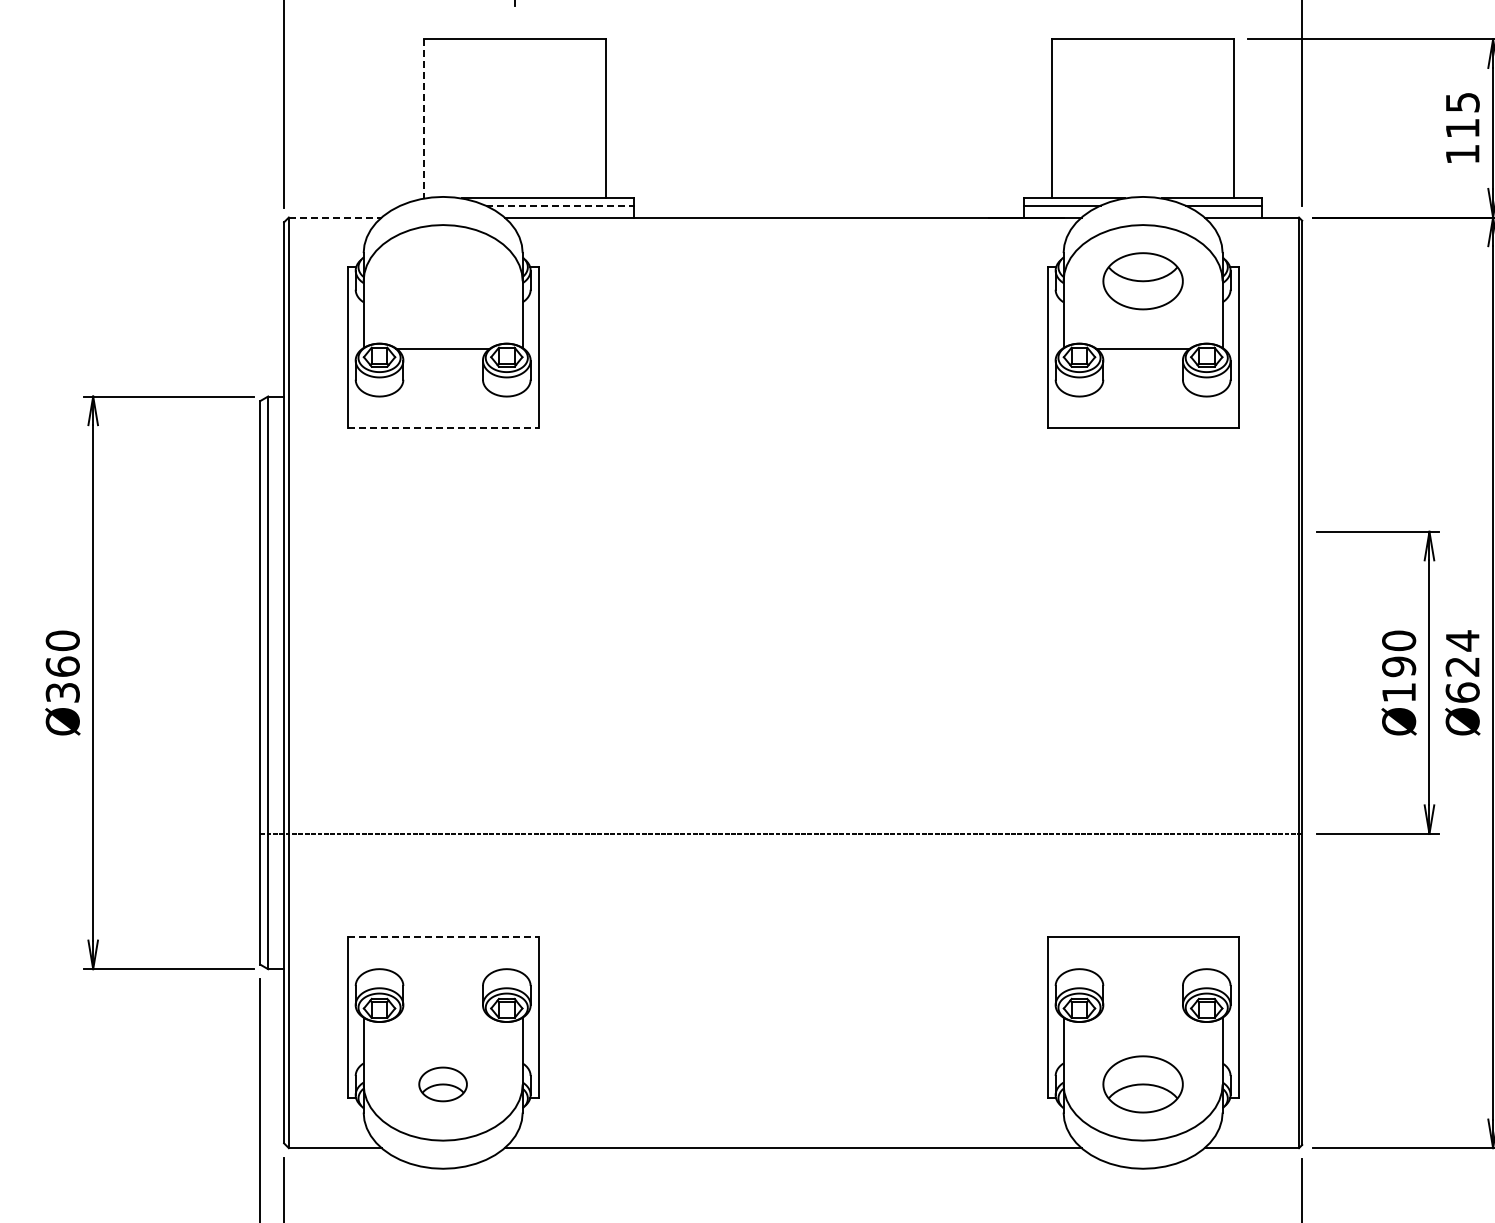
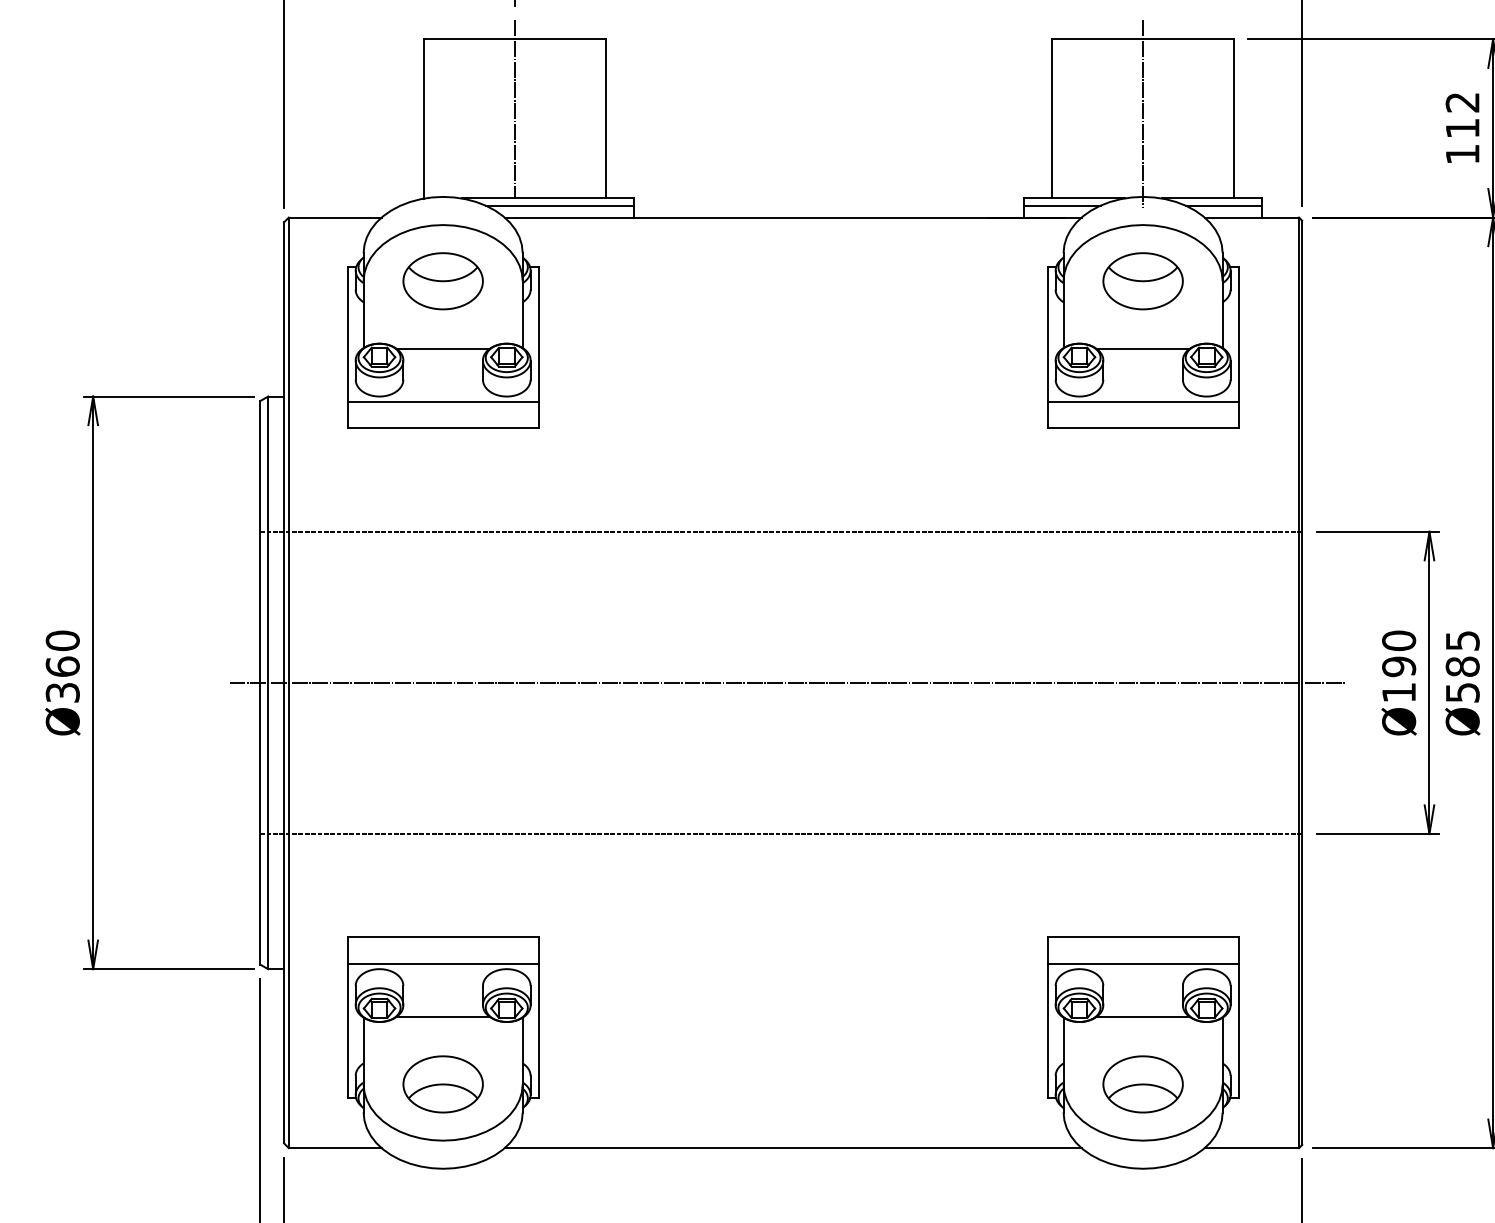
text: 115 -> 112 (1462, 102)
line: none -> present (514, 109)
line: none -> present (1143, 114)
line: dashed -> solid (423, 118)
line: dashed -> solid (560, 205)
line: dashed -> solid (335, 217)
part: none -> present (442, 281)
line: none -> present (442, 402)
line: none -> present (1142, 402)
line: dashed -> solid (443, 428)
line: none -> present (781, 531)
text: Ø624 -> Ø585 (1462, 666)
line: none -> present (786, 682)
line: dashed -> solid (443, 937)
line: none -> present (442, 963)
line: none -> present (1142, 963)
line: none -> present (442, 1016)
line: none -> present (1142, 1016)
part size: 50x37 px -> 82x59 px (442, 1084)
